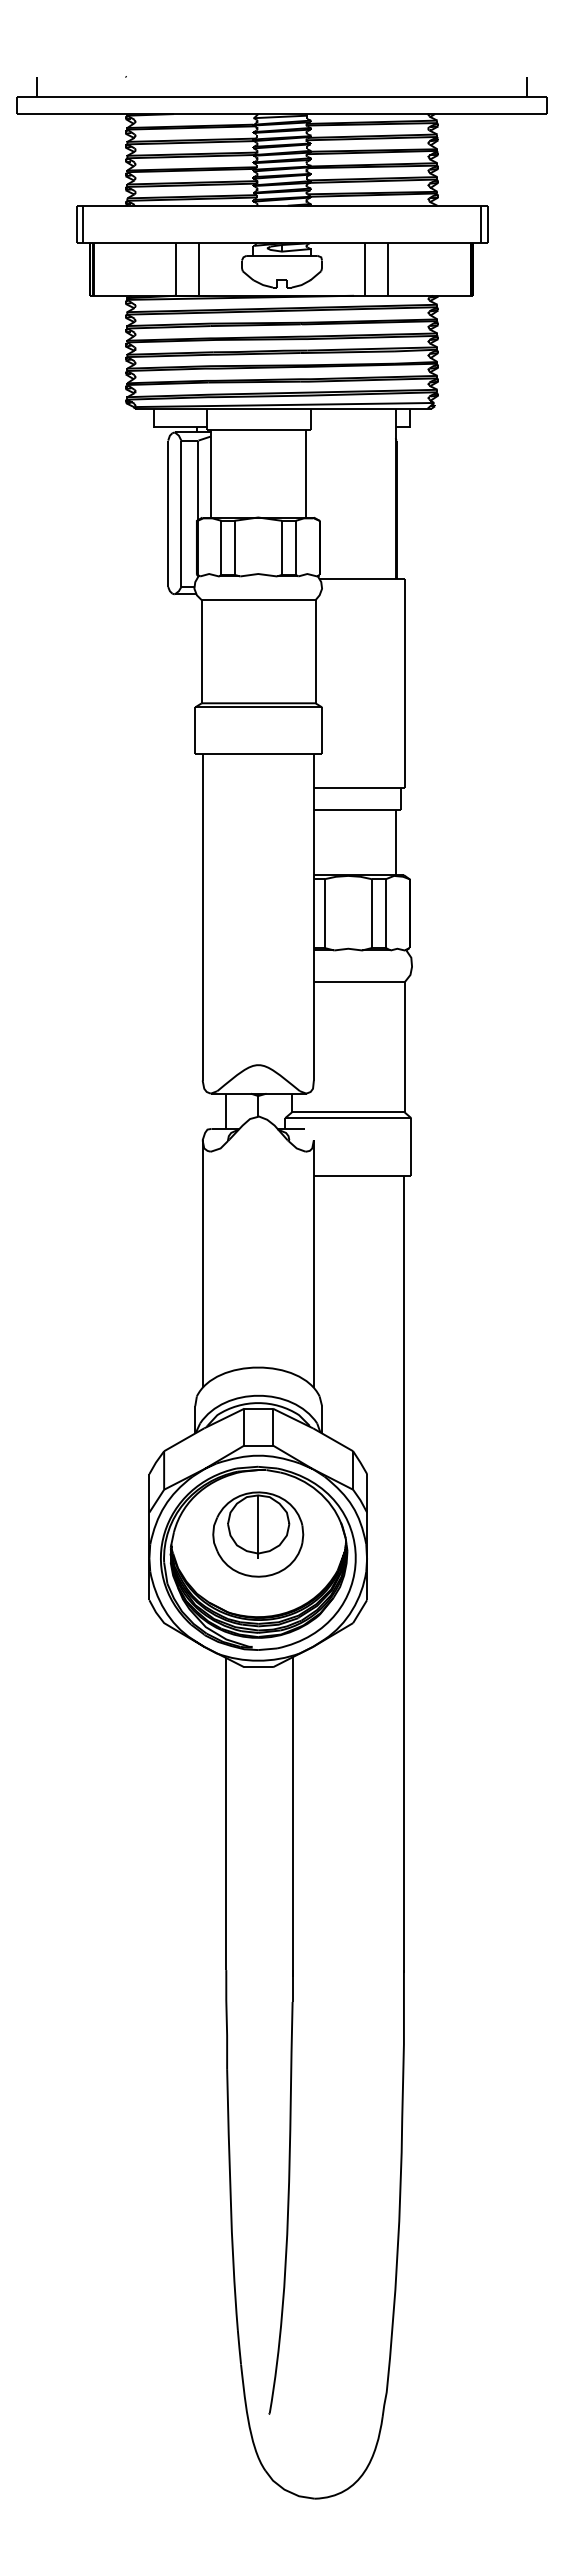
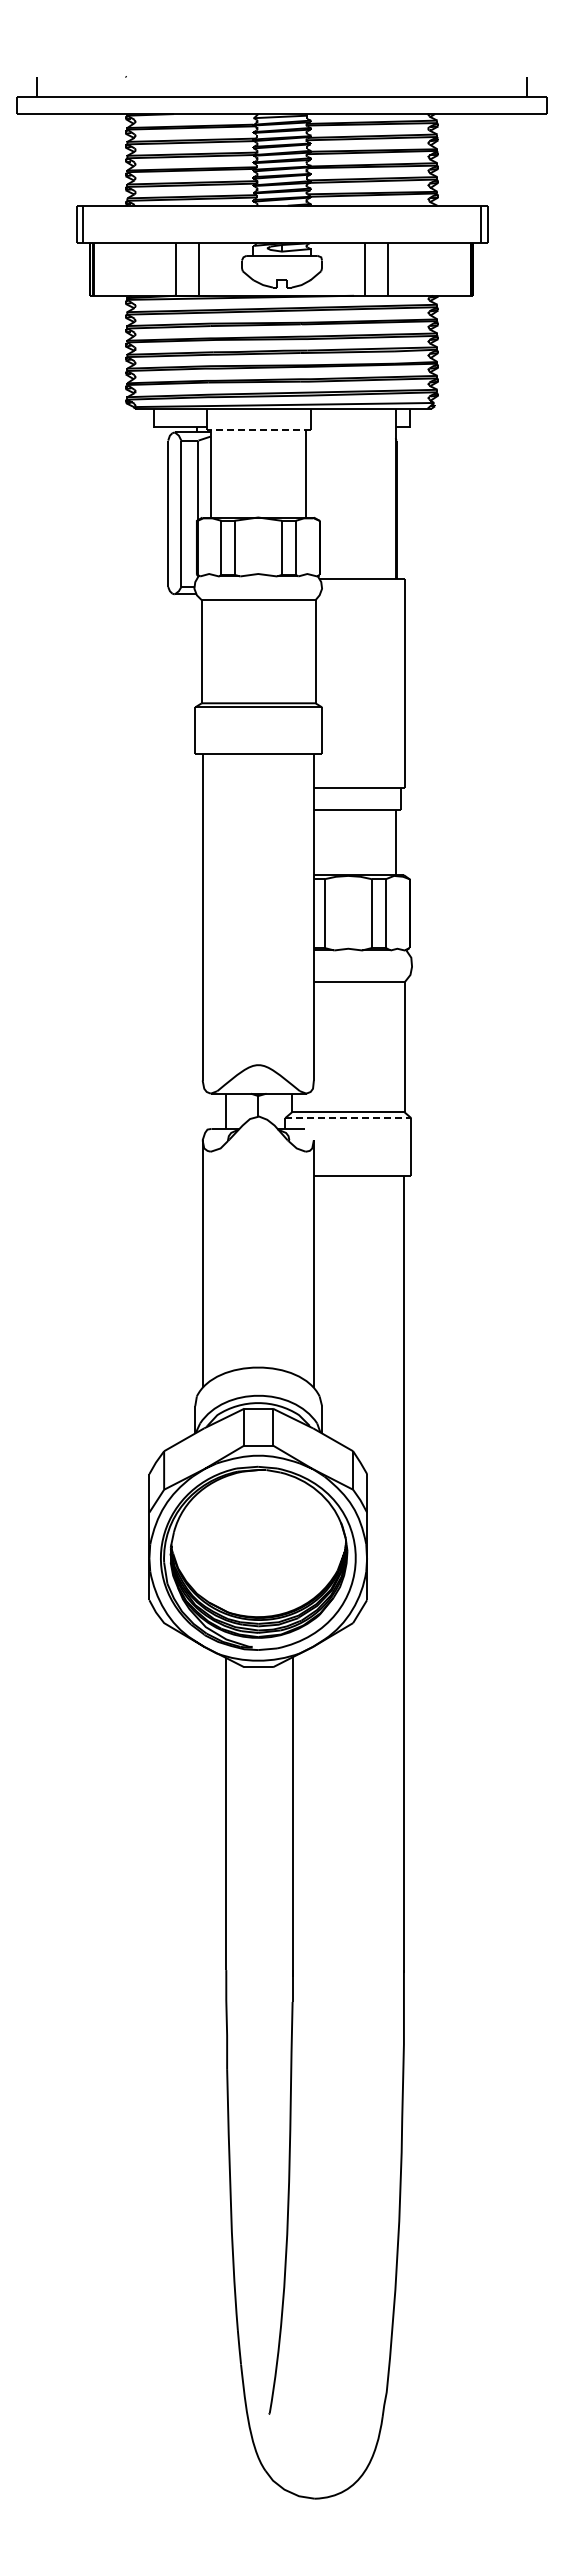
line: solid -> dashed (258, 429)
line: solid -> dashed (348, 1118)
part: present -> none (258, 1534)
